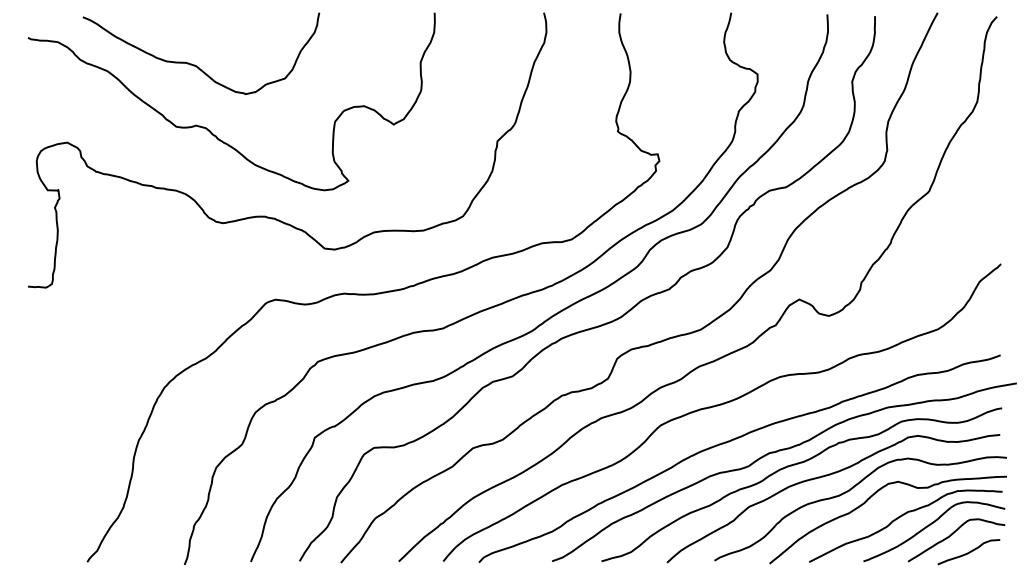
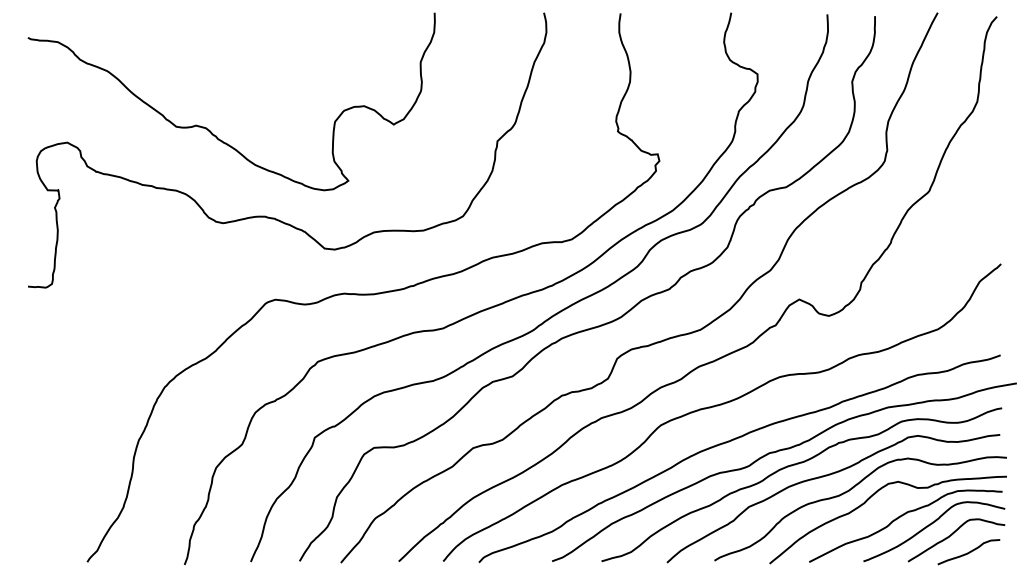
curve: present -> none (196, 65)
